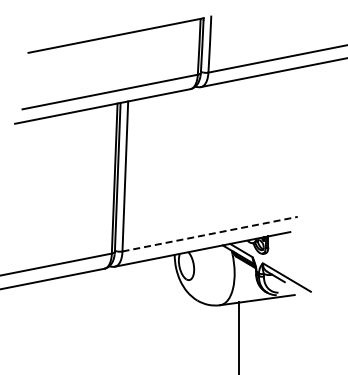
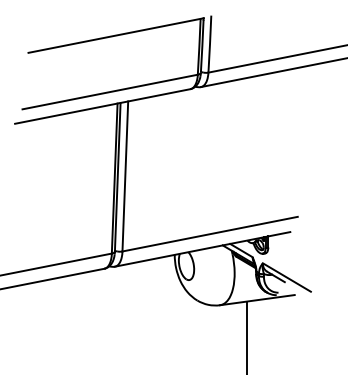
line: dashed -> solid (210, 234)
line position: (239, 336) -> (247, 336) (247, 336)
